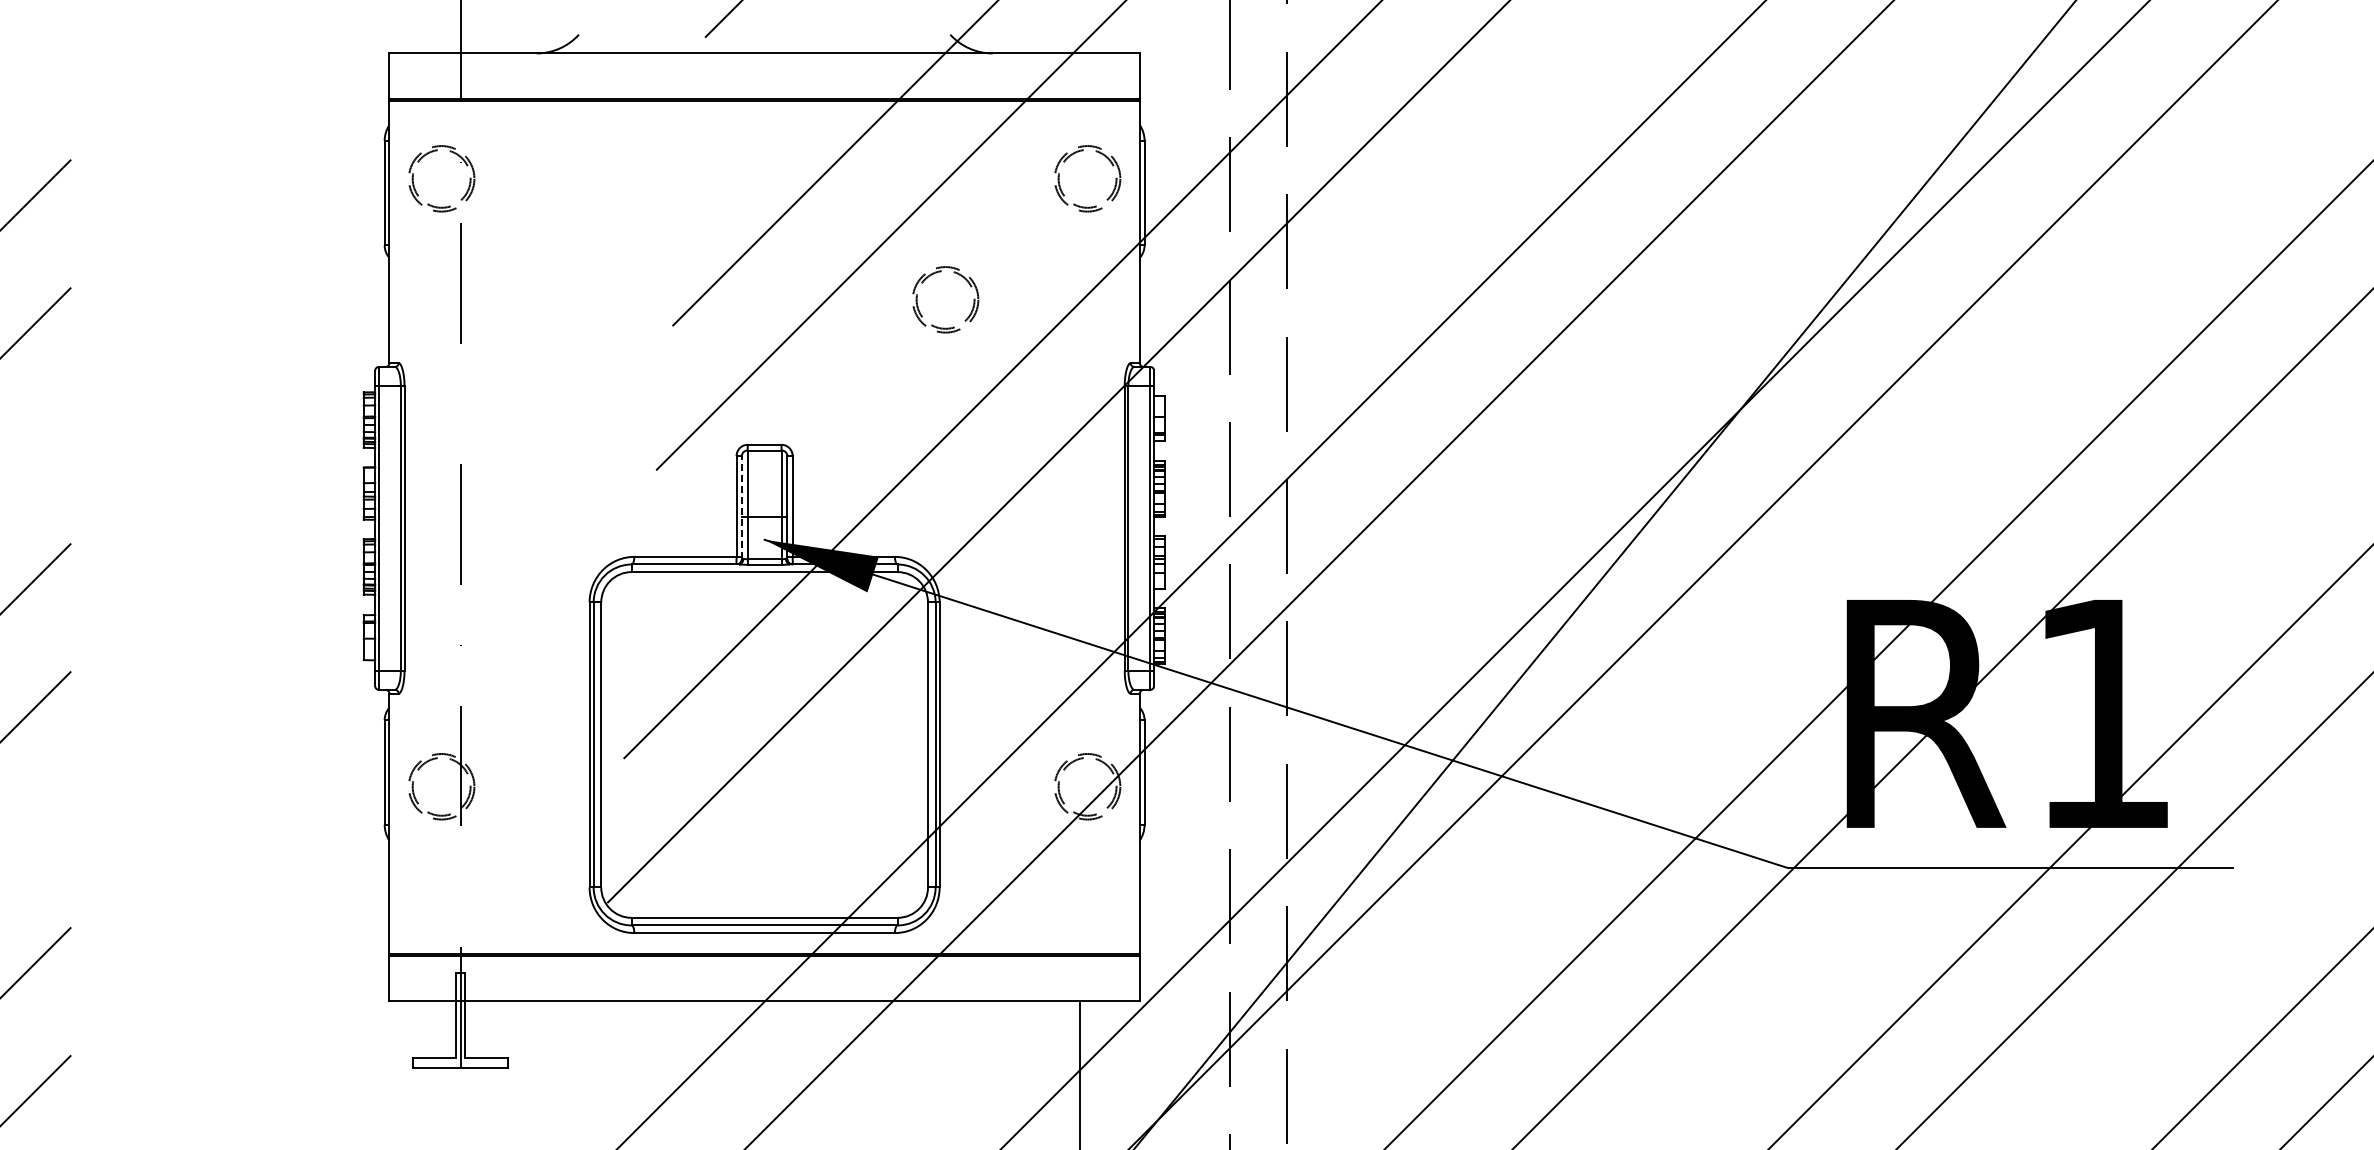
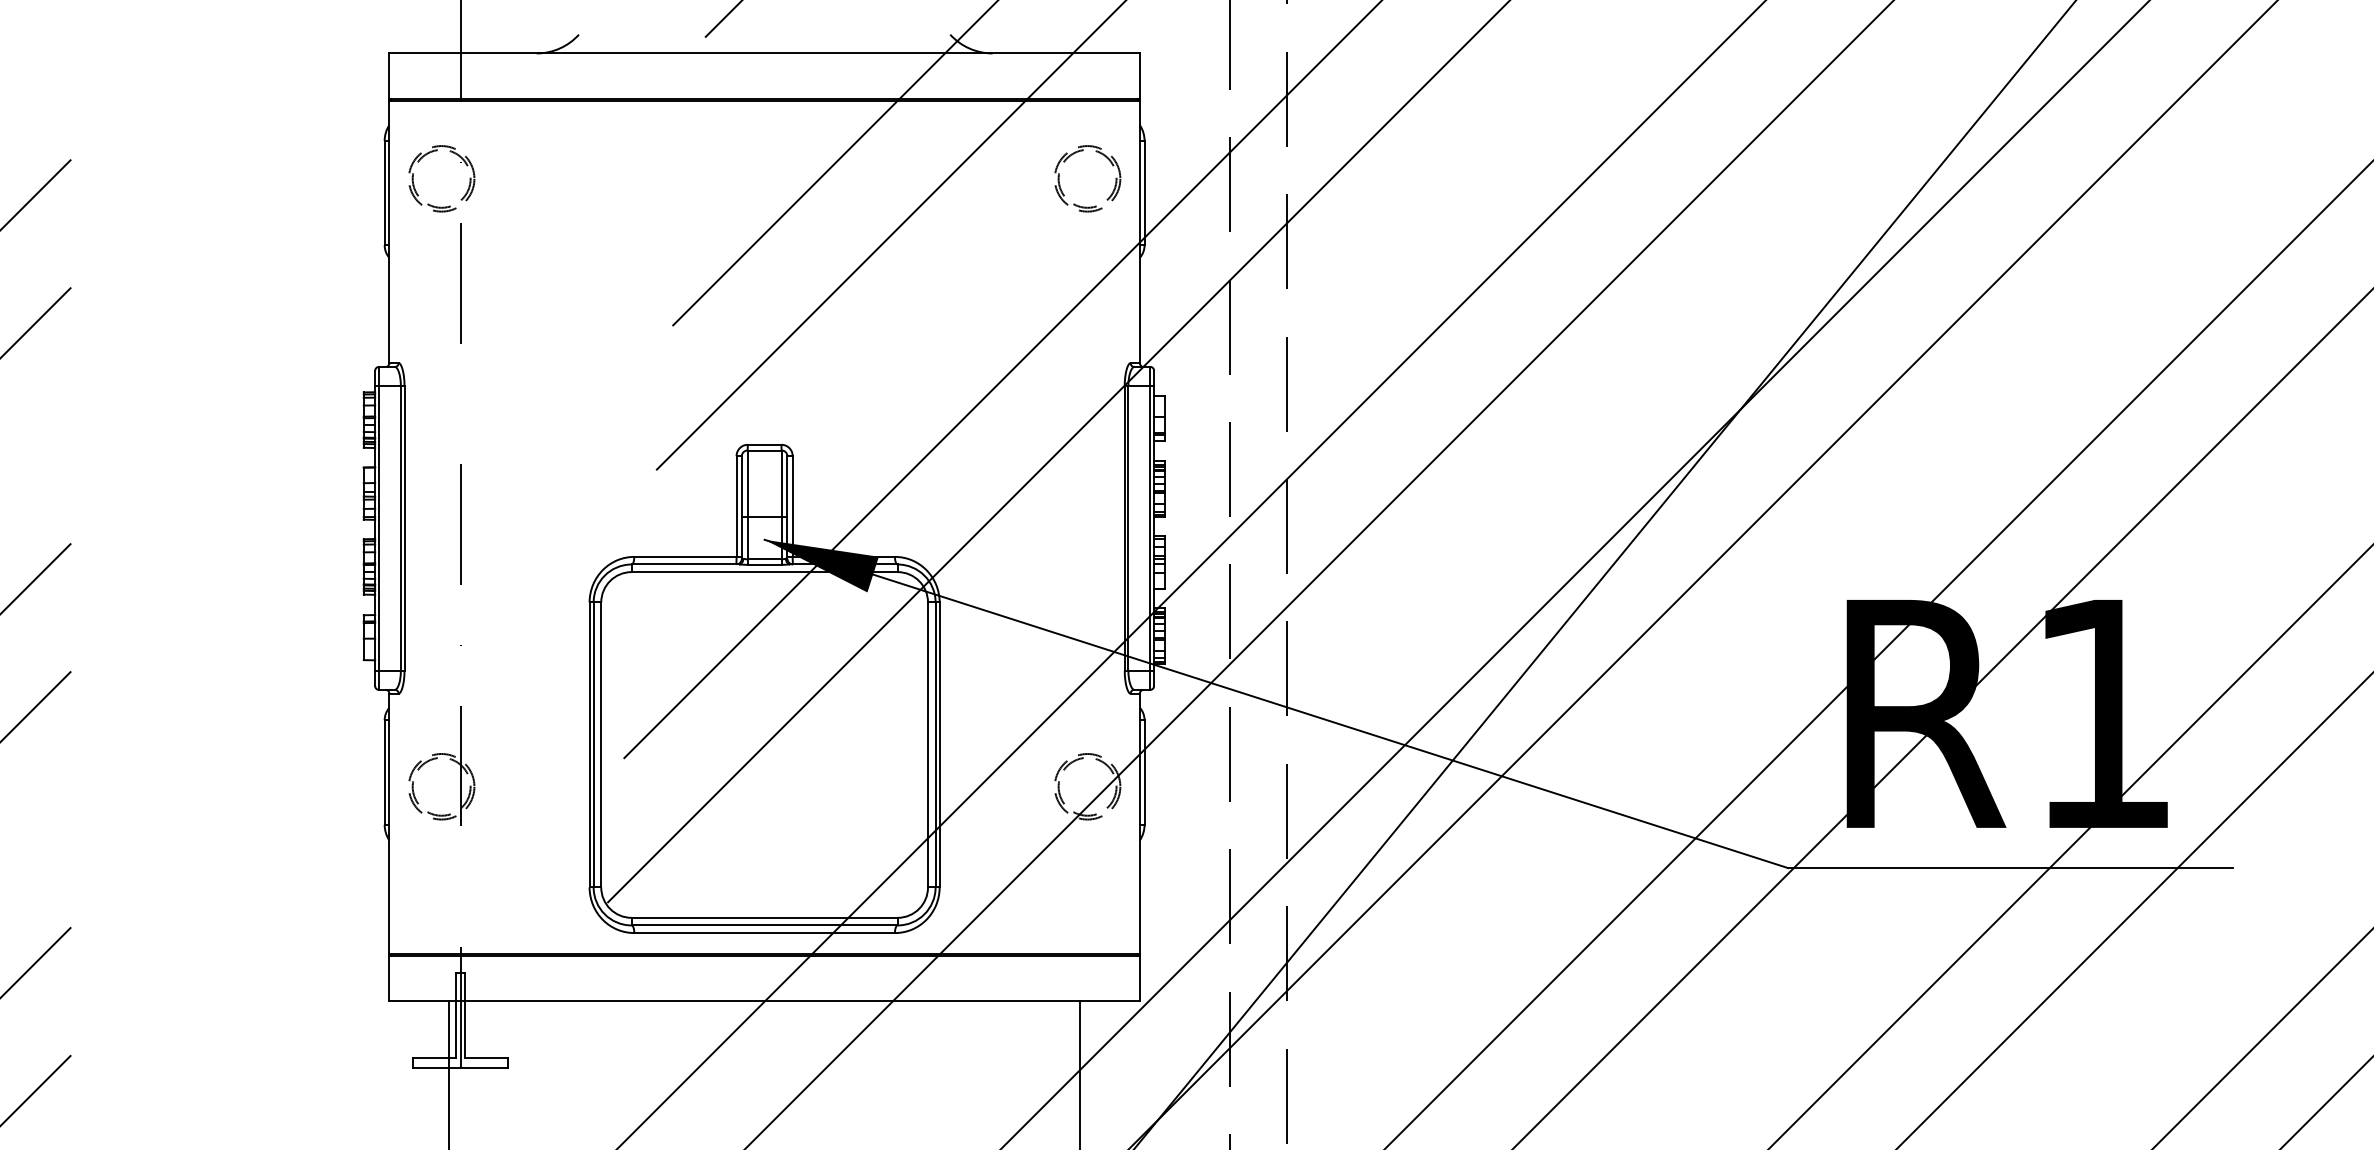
part: present -> none (941, 272)
line: dashed -> solid (741, 507)
line: none -> present (449, 1073)
